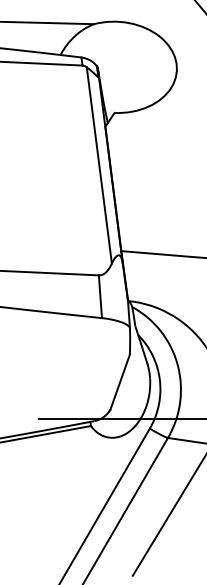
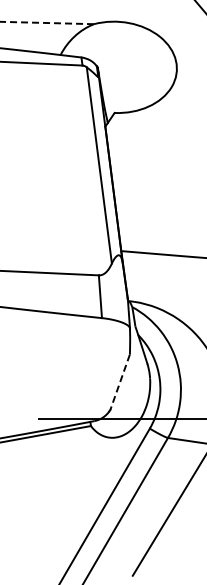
line: solid -> dashed (47, 23)
line: solid -> dashed (119, 382)
